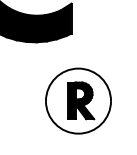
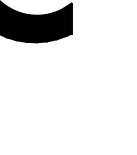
part: present -> none (78, 100)
